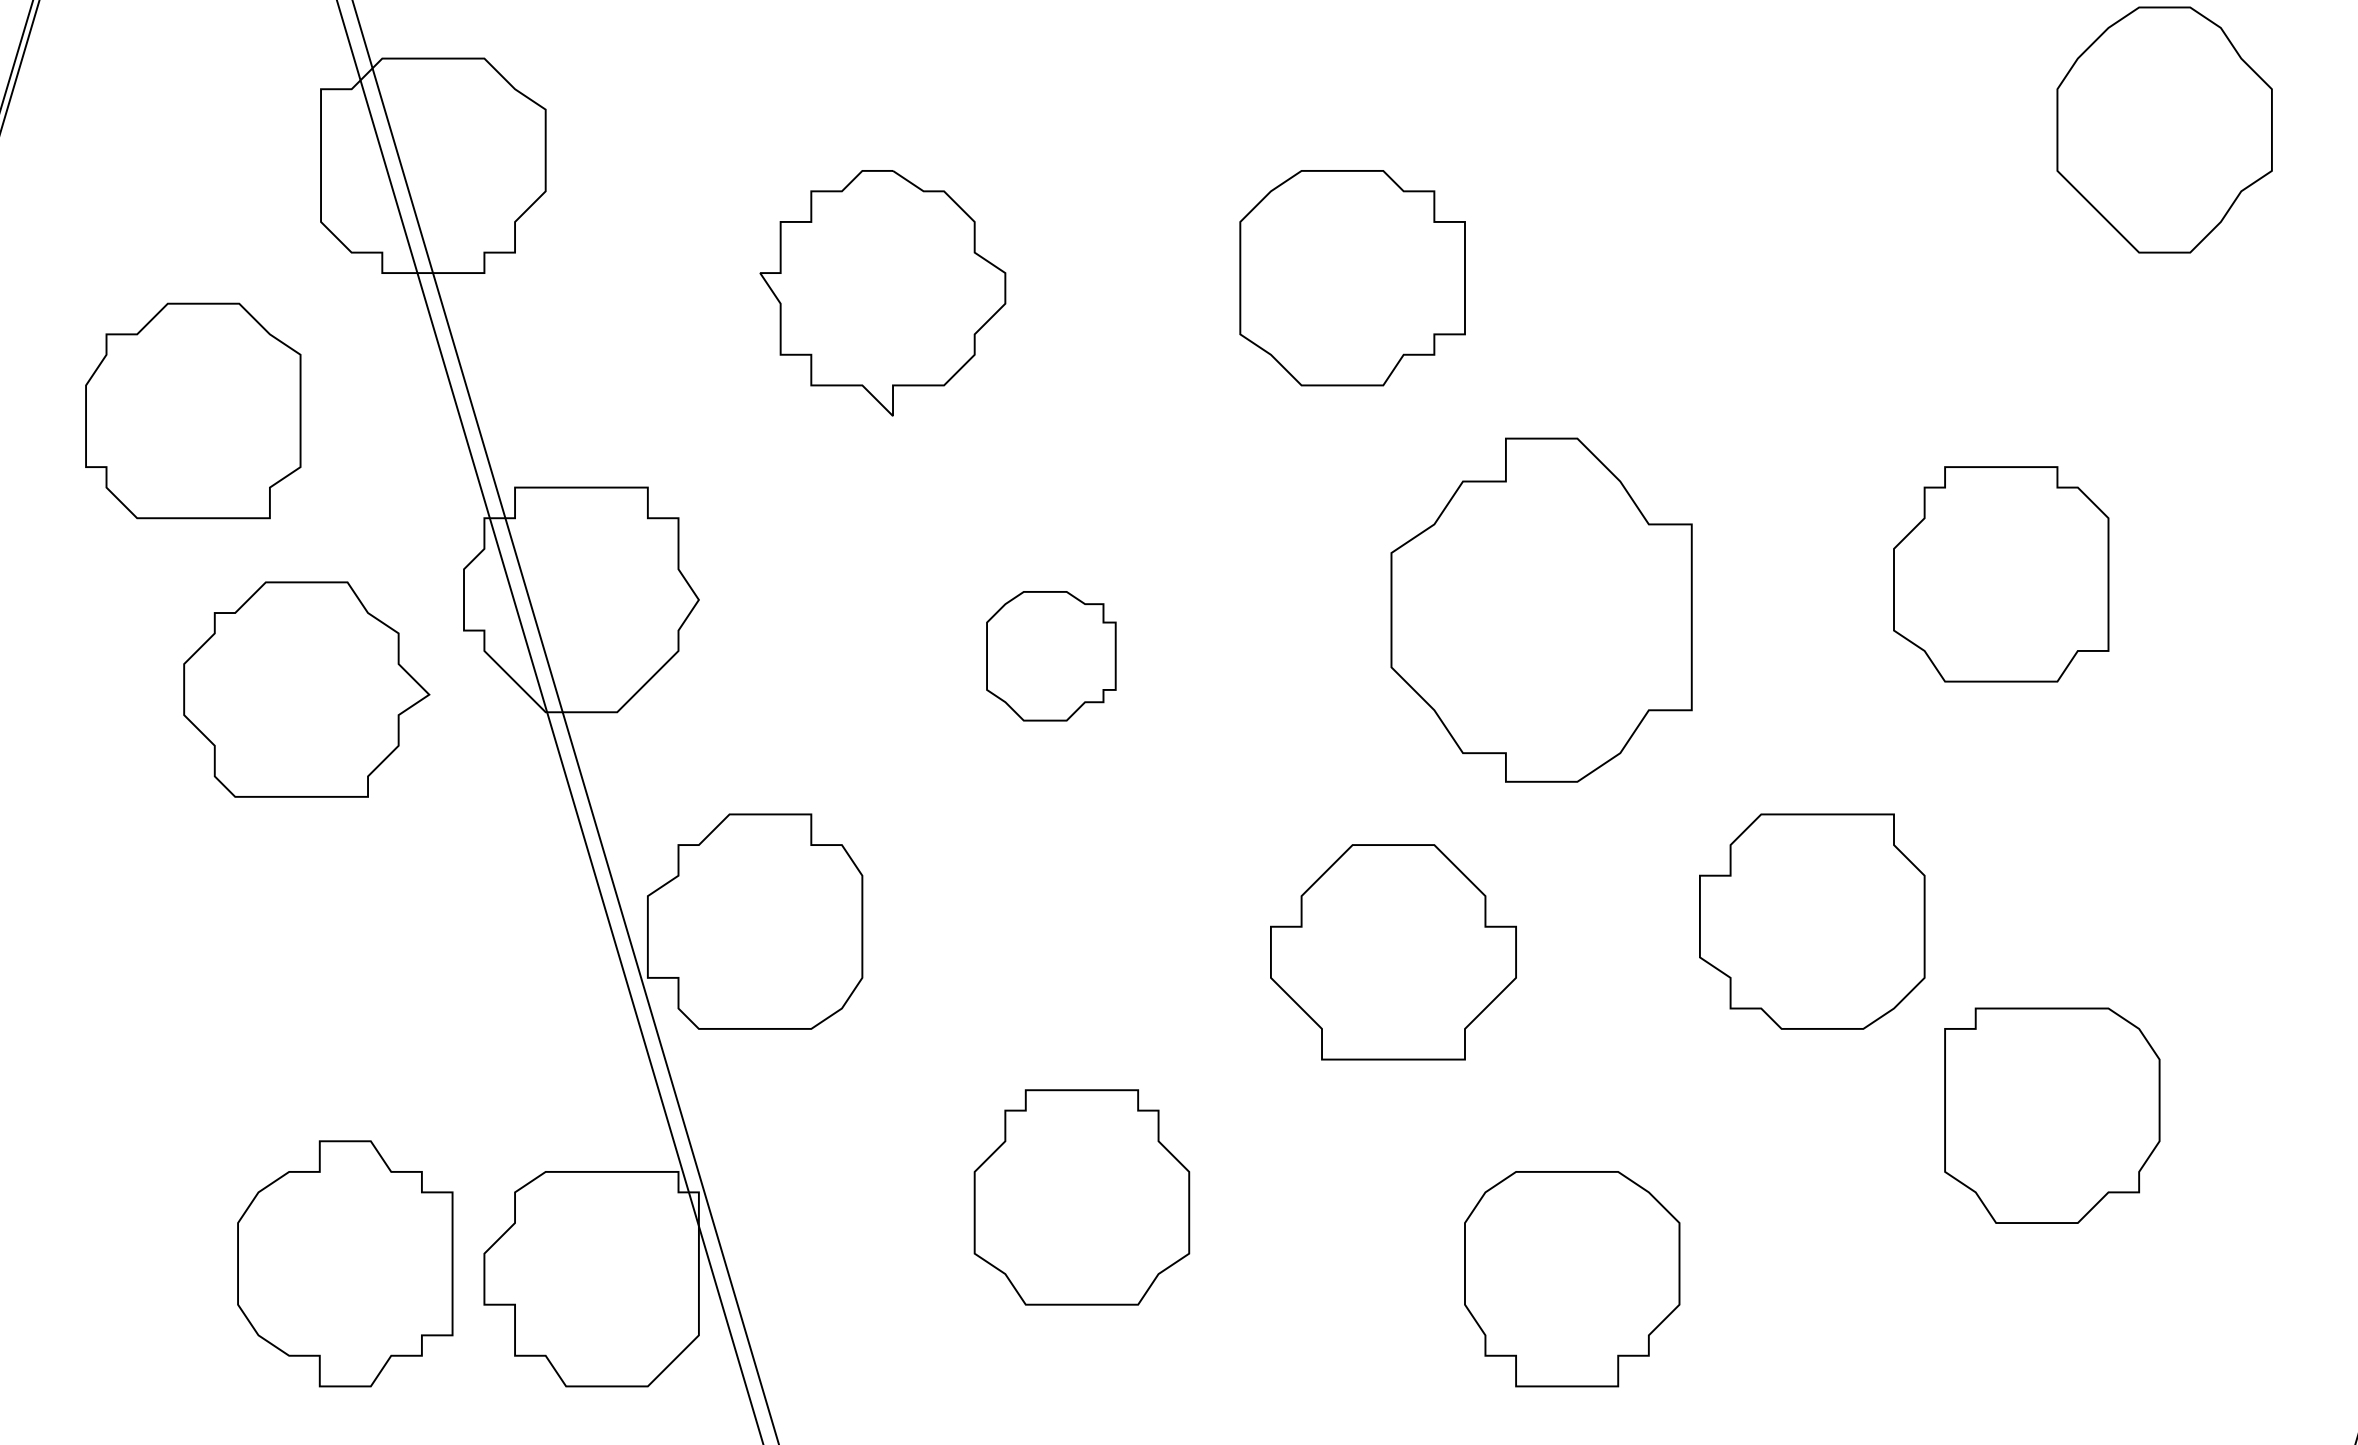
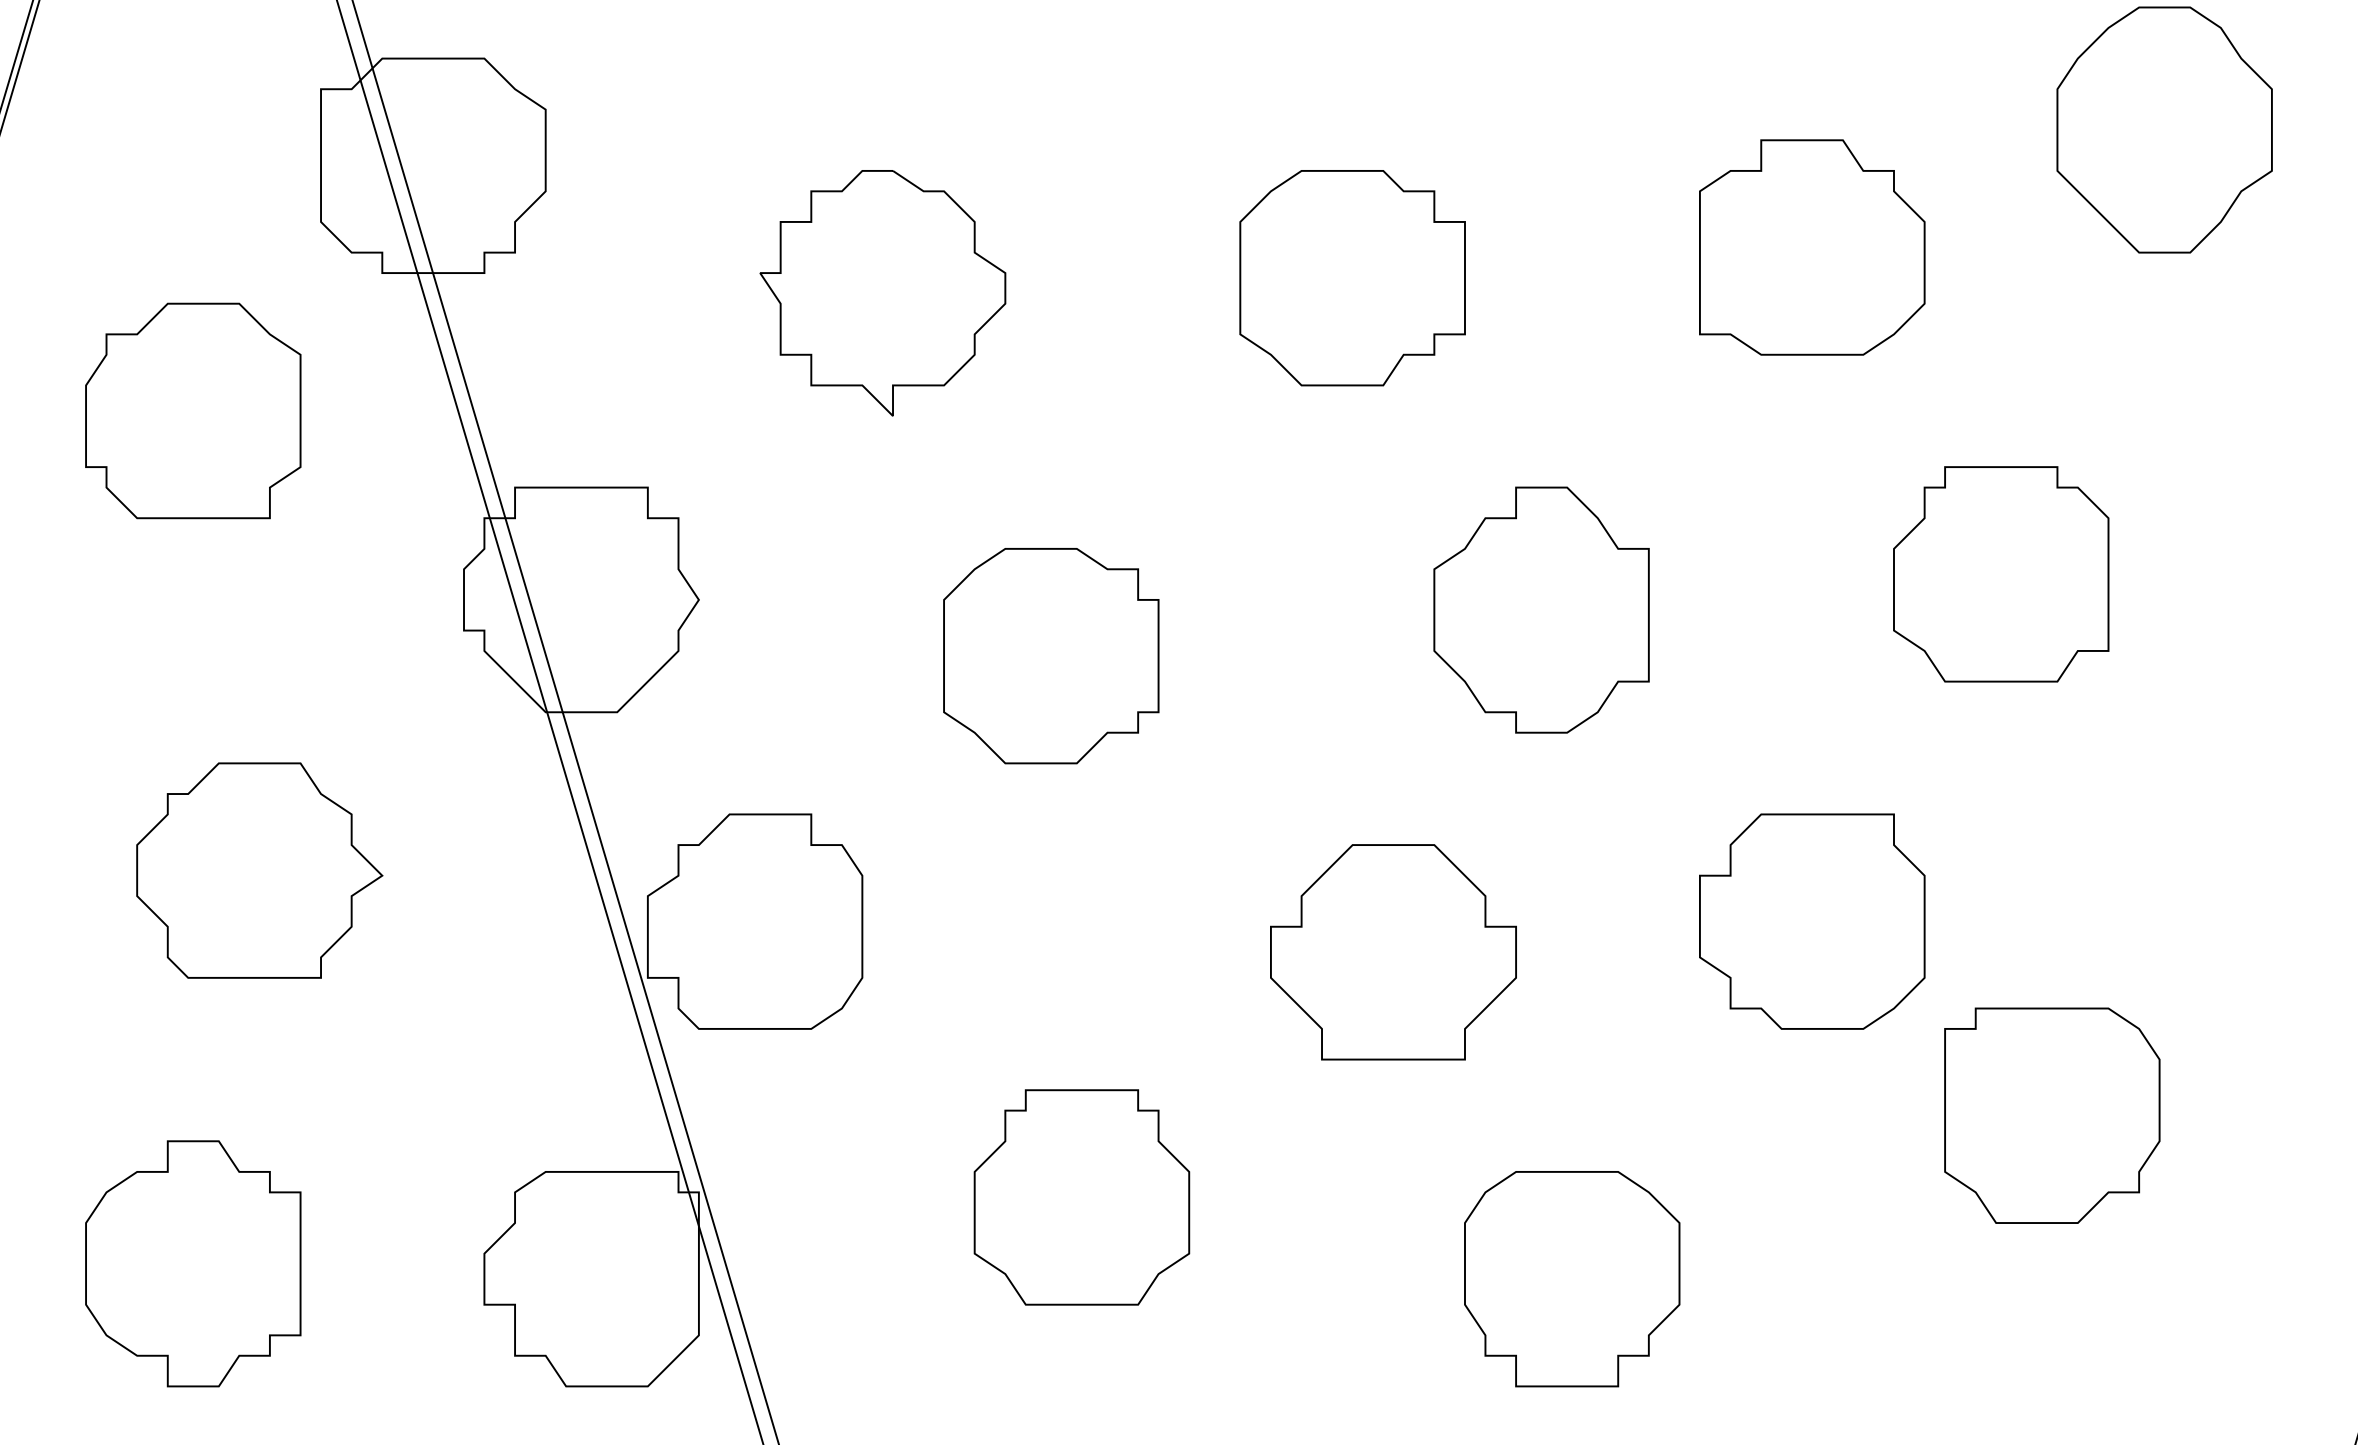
part: none -> present (1812, 247)
part size: 303x346 px -> 217x248 px (1541, 609)
part size: 131x131 px -> 217x217 px (1051, 656)
part position: (306, 689) -> (259, 870) (259, 870)
part position: (345, 1263) -> (193, 1263) (193, 1263)
